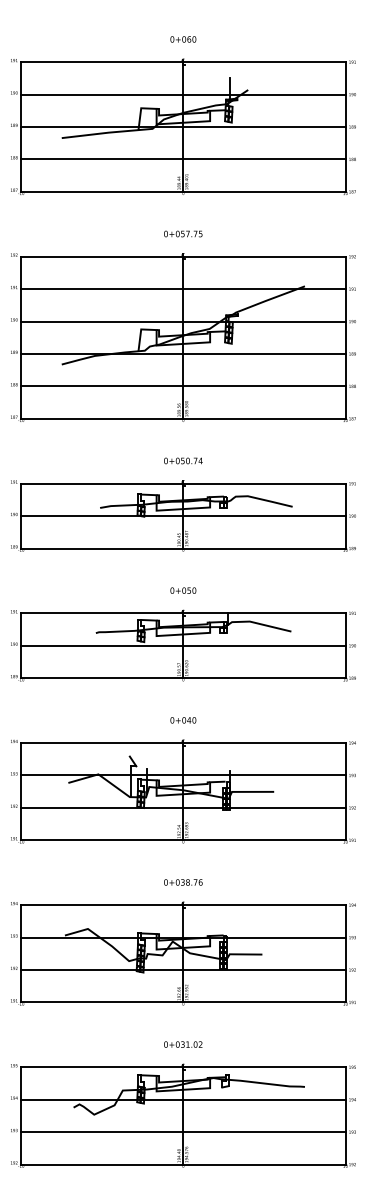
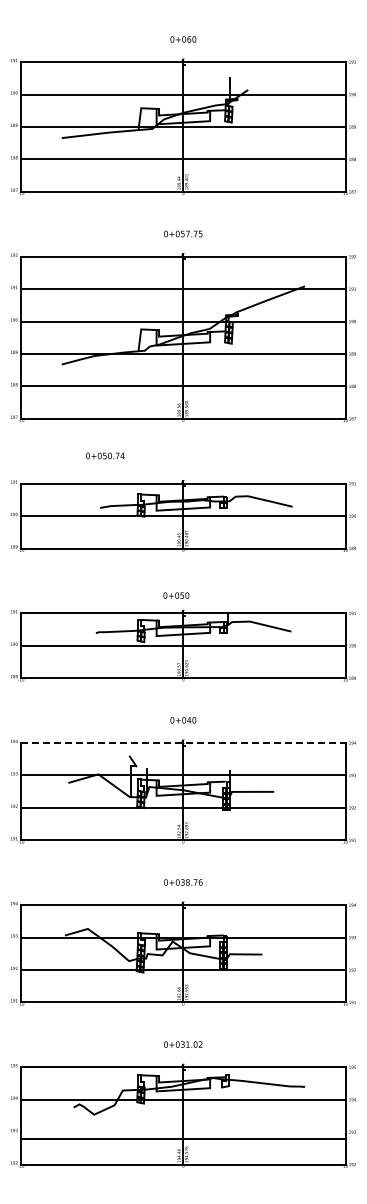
text position: (183, 460) -> (105, 455) (105, 455)
text position: (183, 590) -> (176, 595) (176, 595)
line: solid -> dashed (183, 743)
line position: (183, 1132) -> (183, 1139) (183, 1139)
